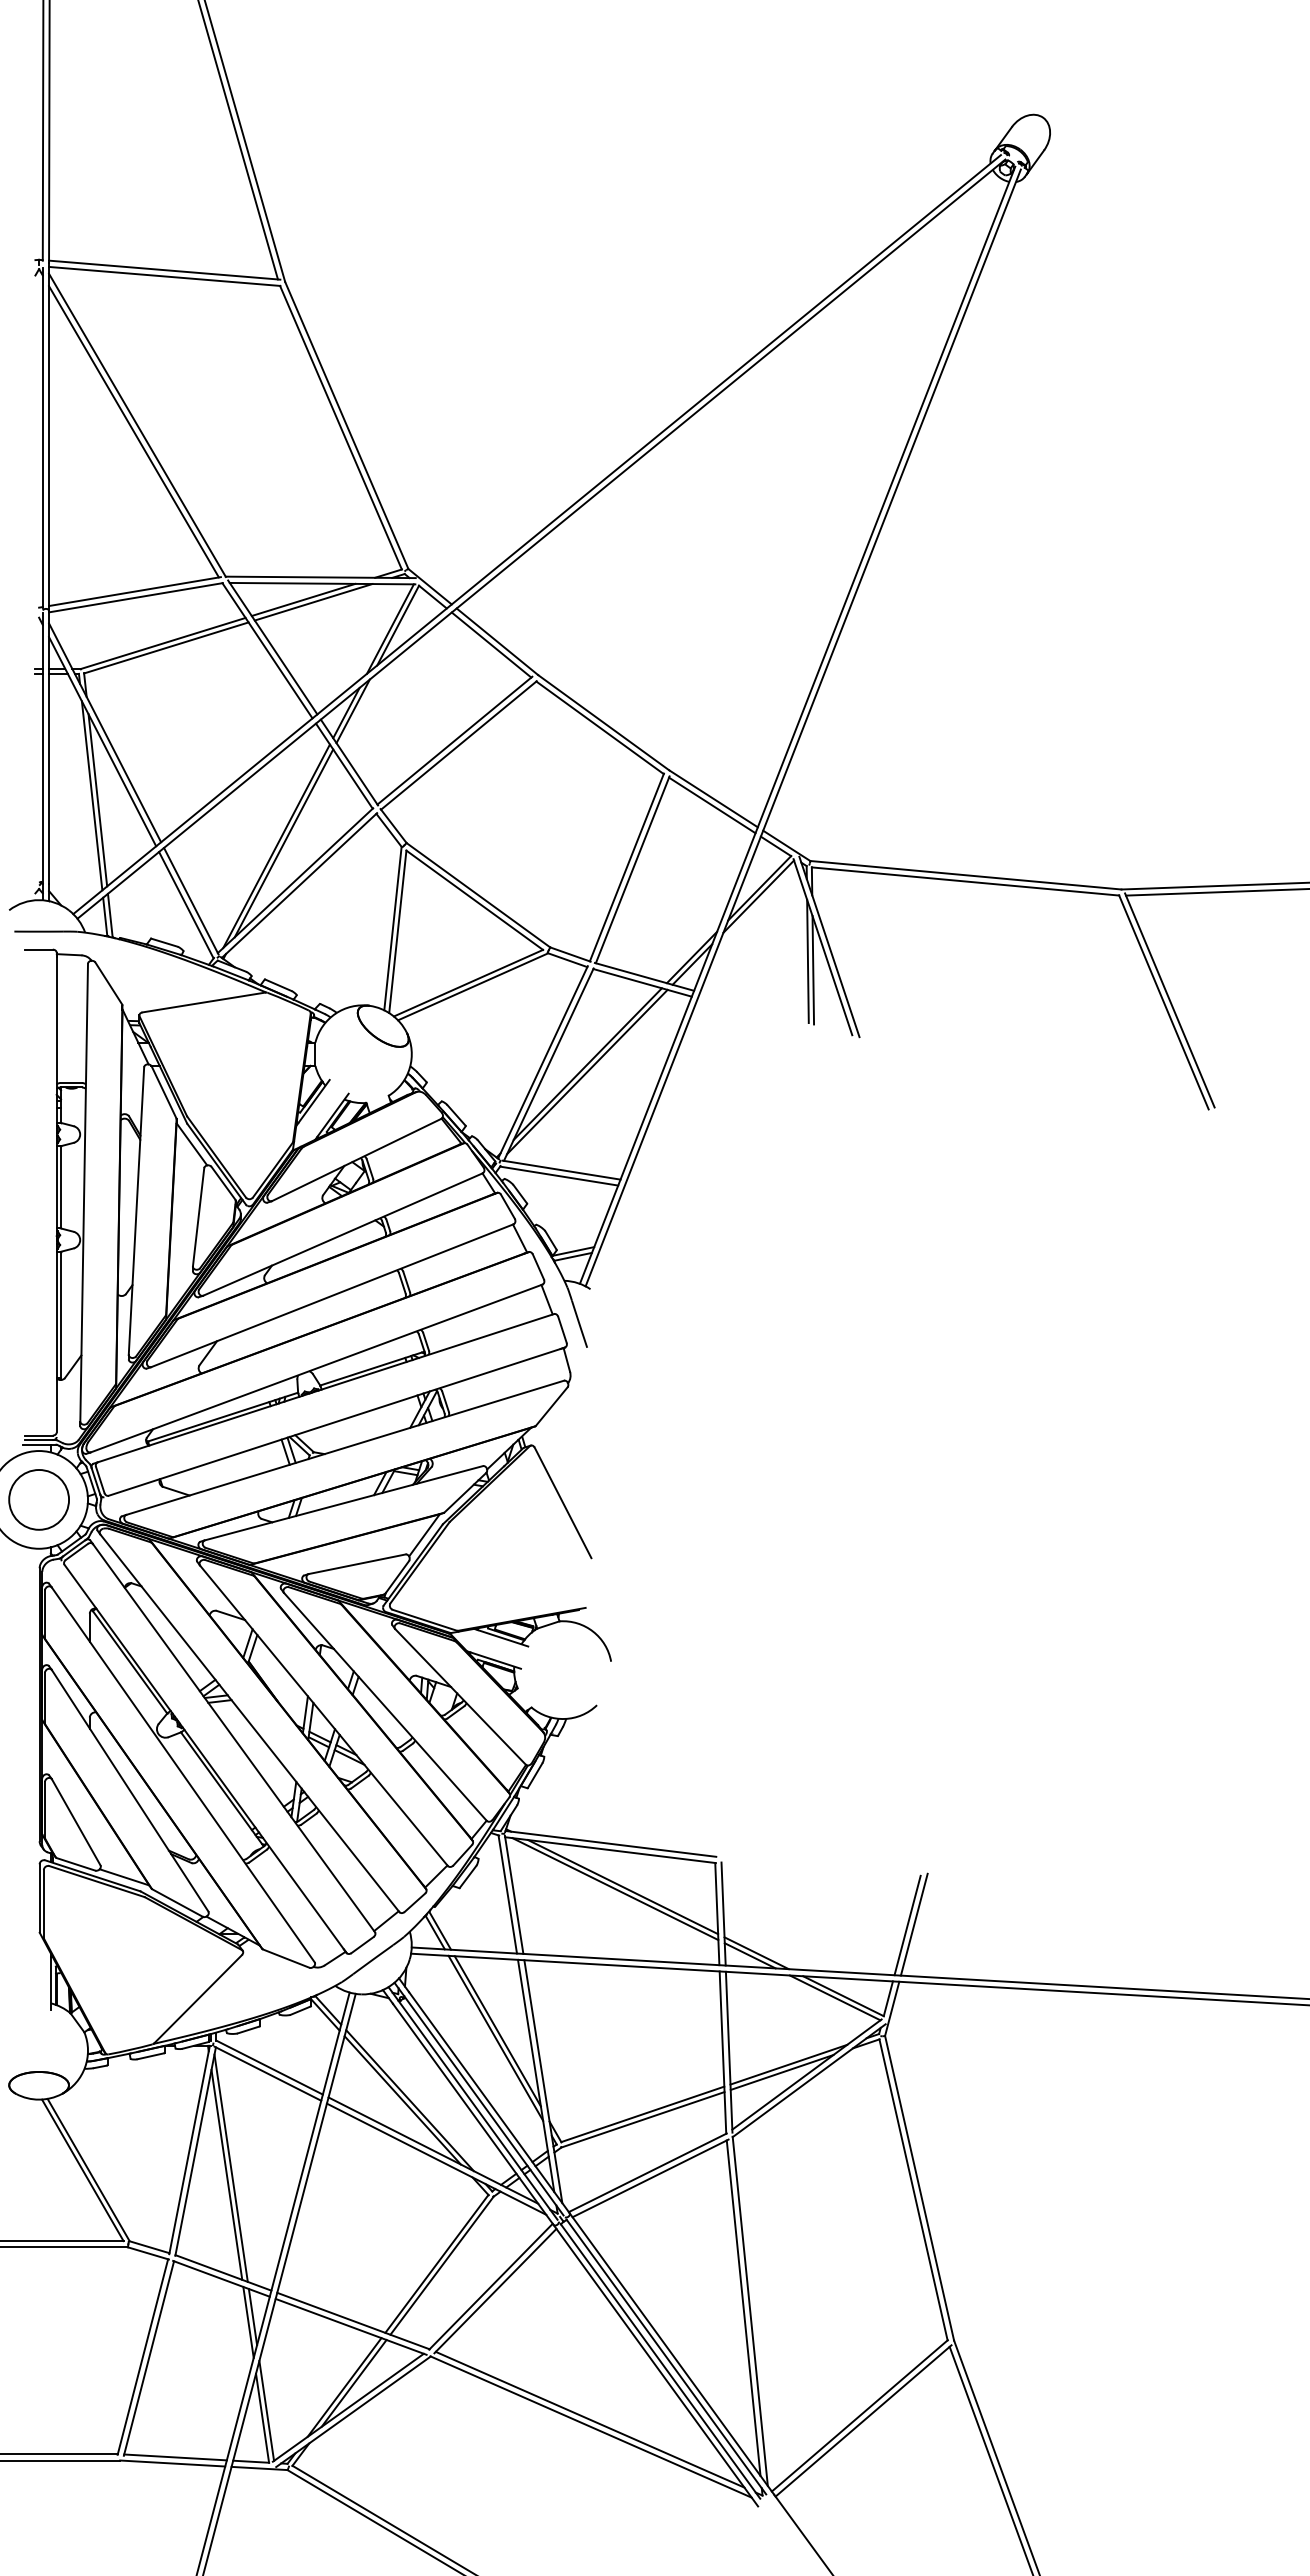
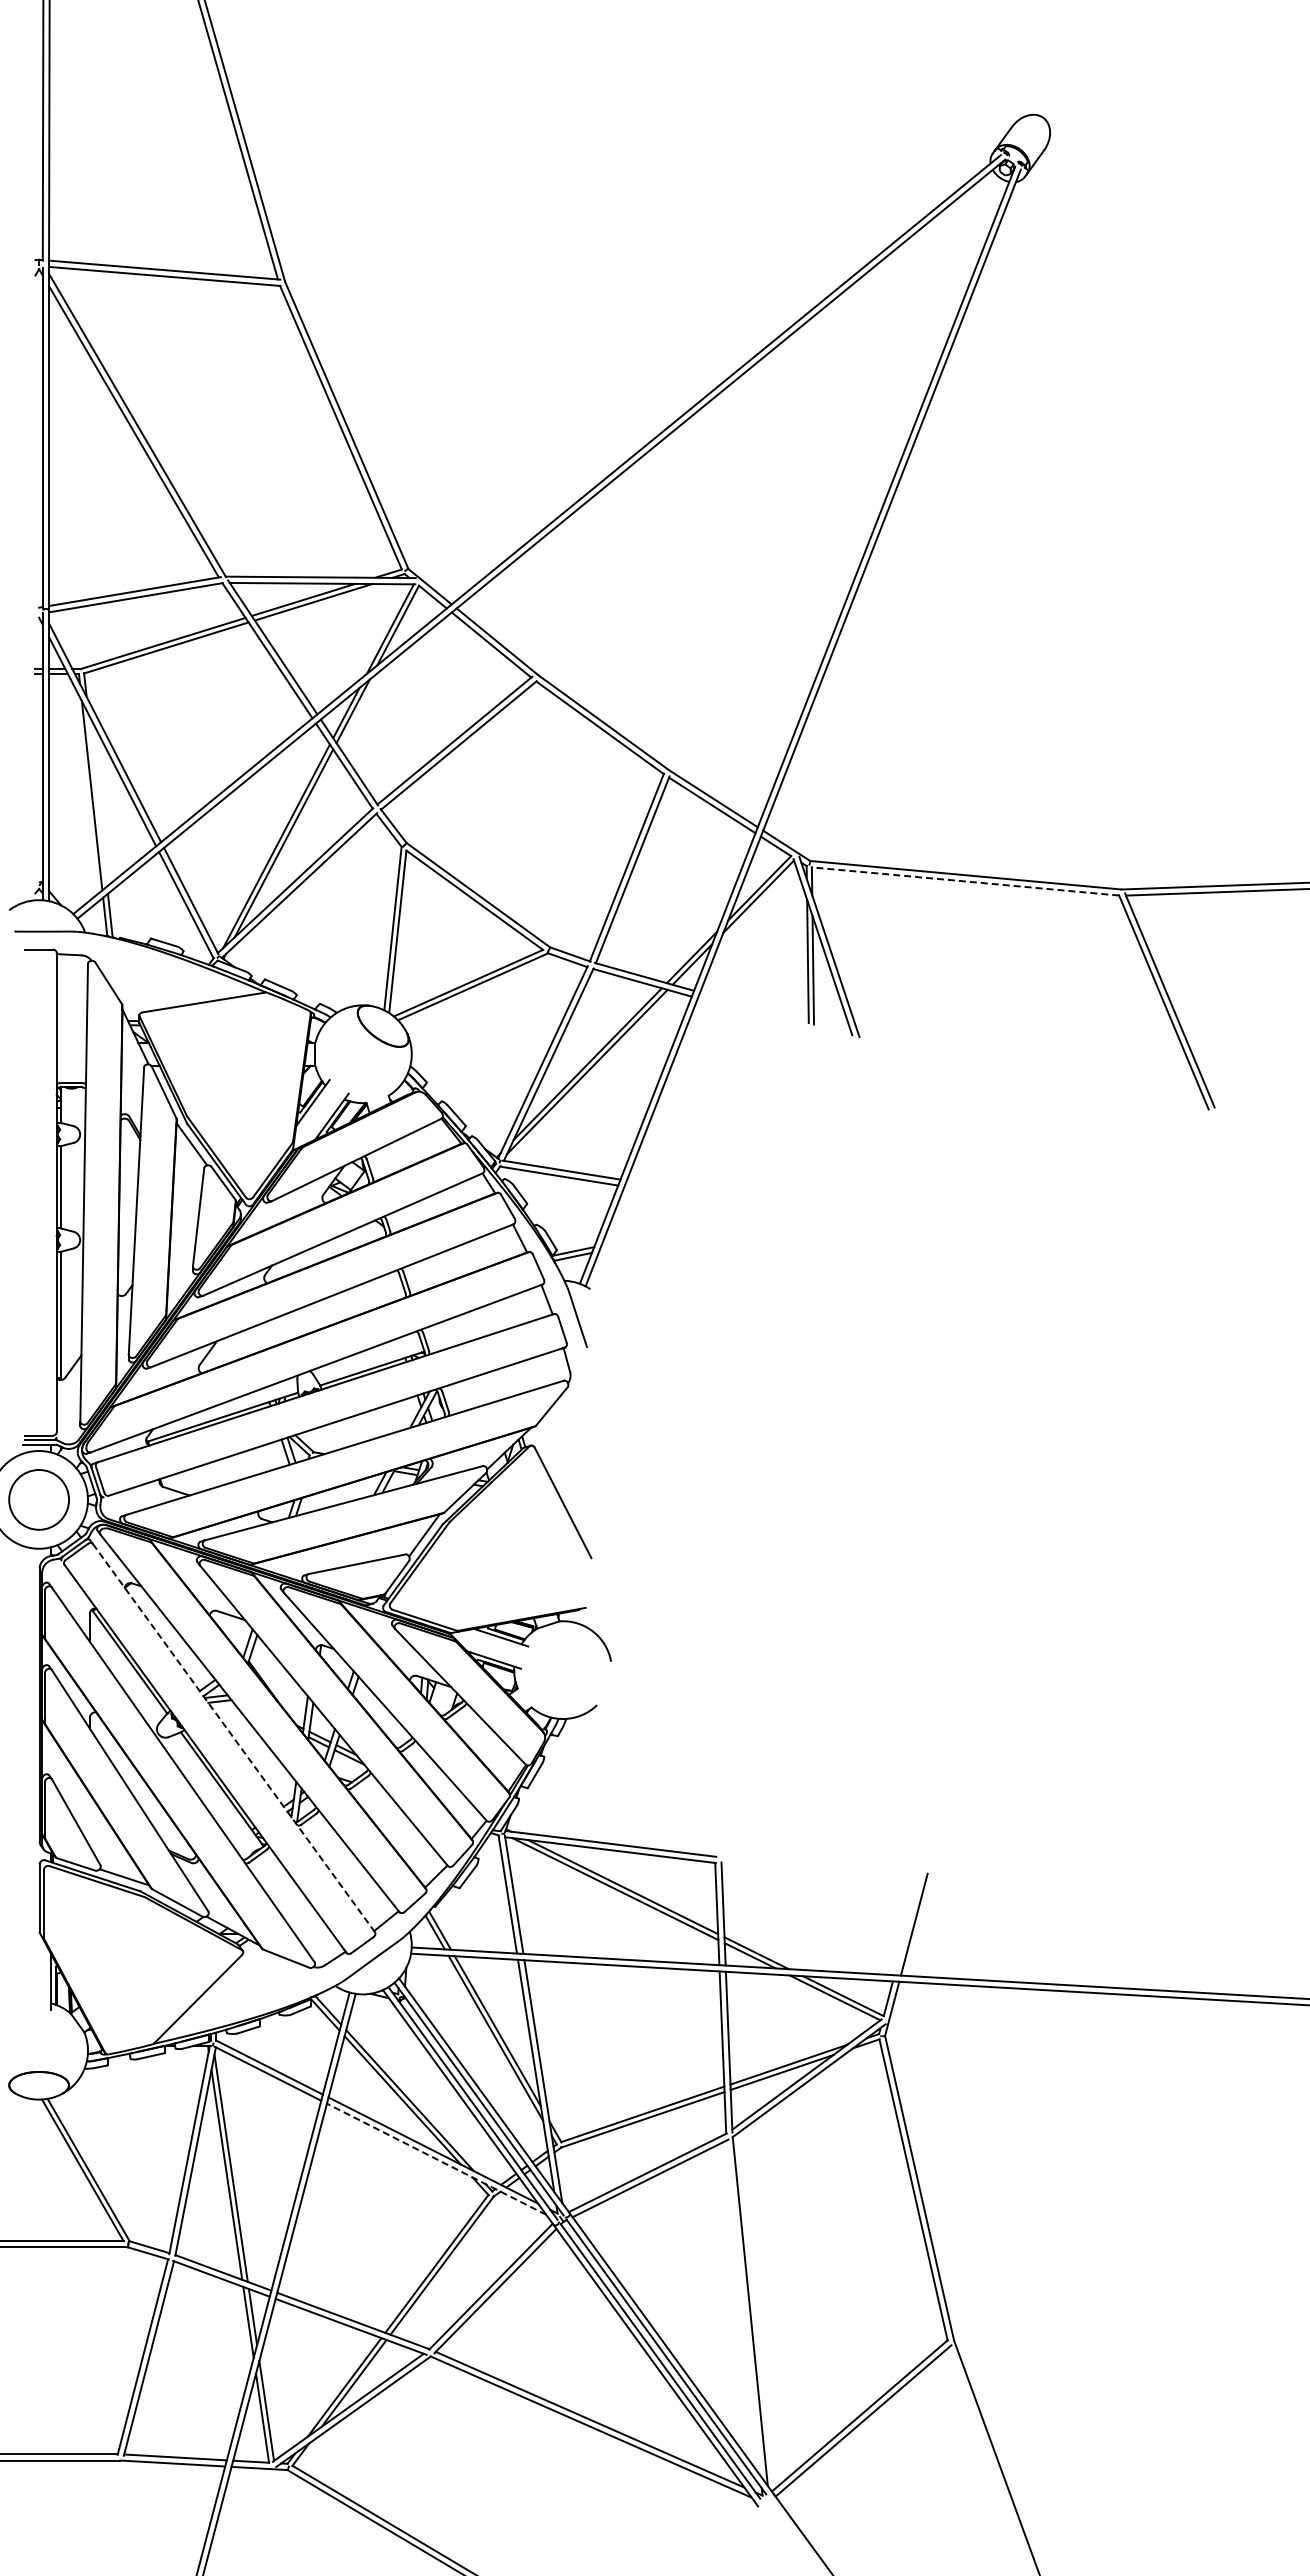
line: present -> none (97, 800)
line: solid -> dashed (965, 881)
line: solid -> dashed (233, 1738)
line: present -> none (907, 1925)
line: solid -> dashed (436, 2159)
line: present -> none (743, 2307)
line: present -> none (990, 2459)
